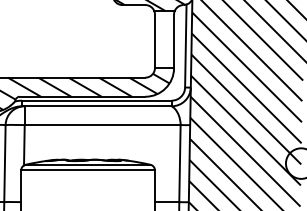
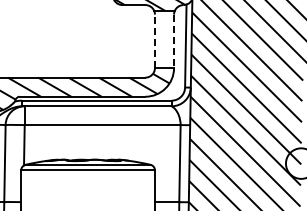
line: solid -> dashed (154, 41)
line: solid -> dashed (174, 41)
